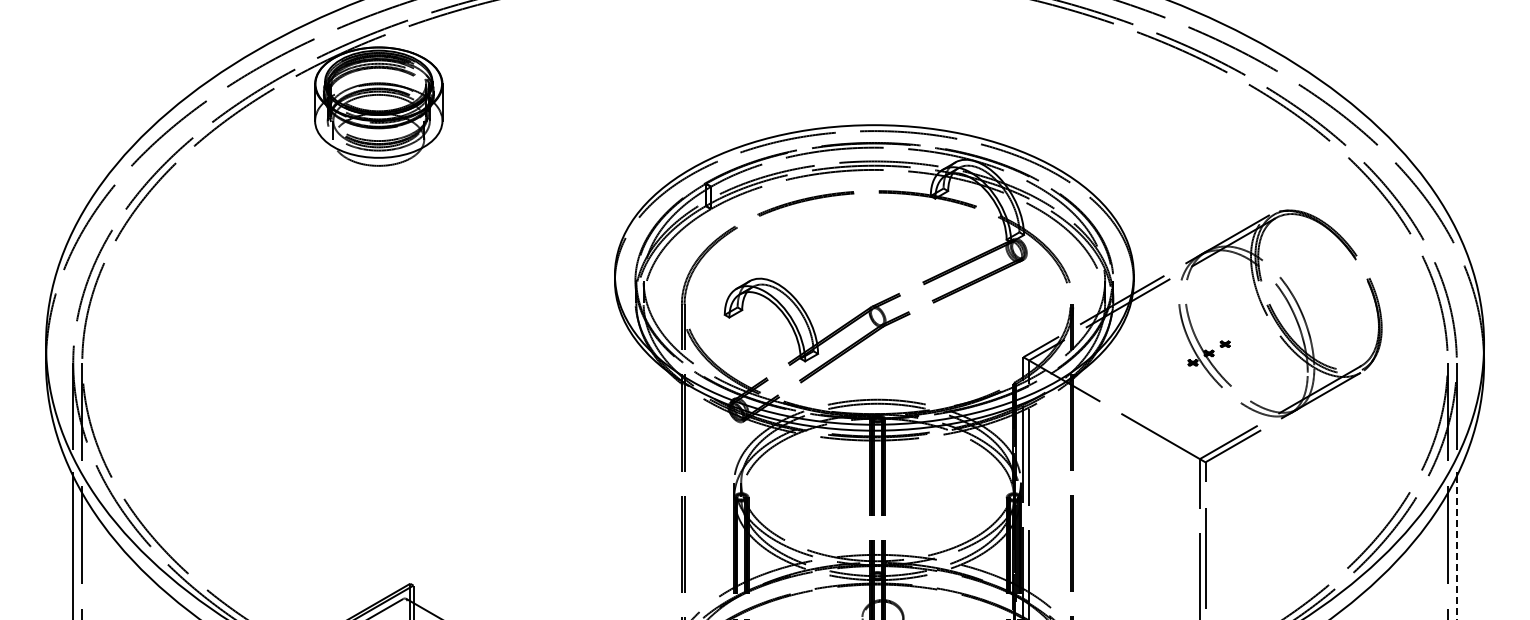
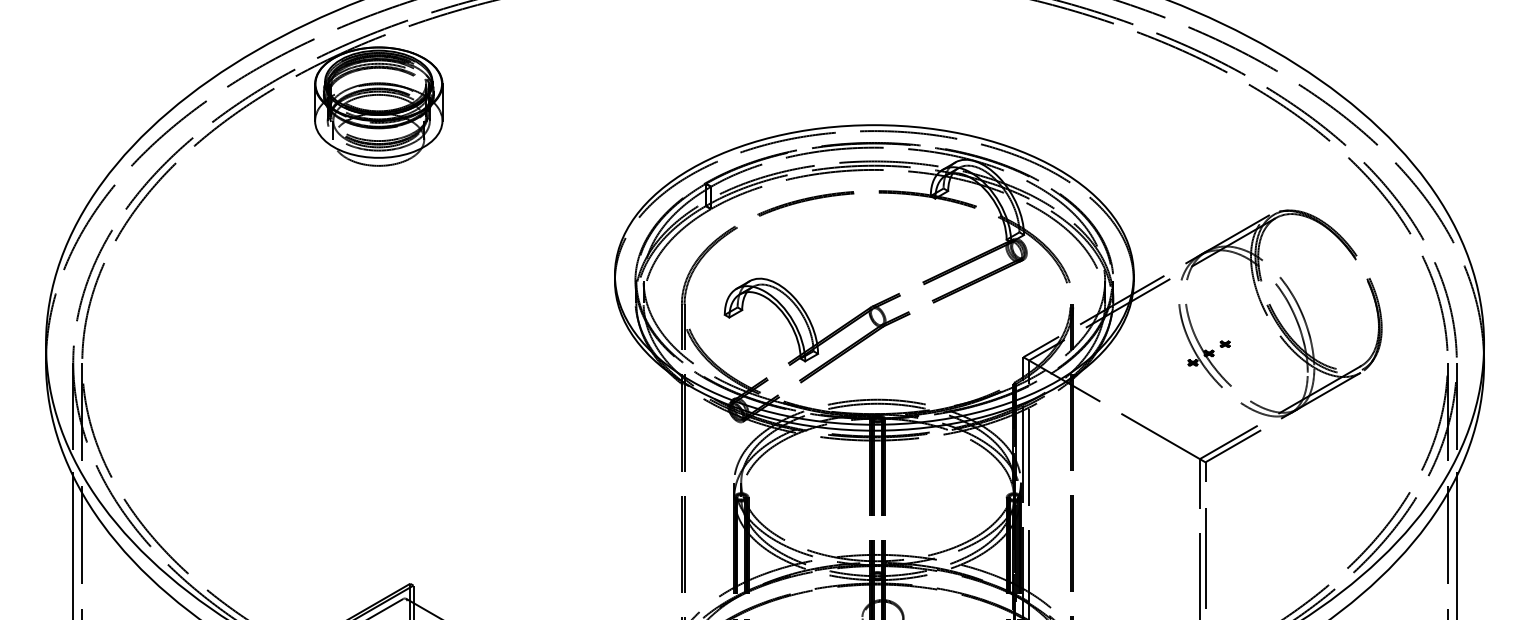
line: dashed -> solid (1456, 547)
